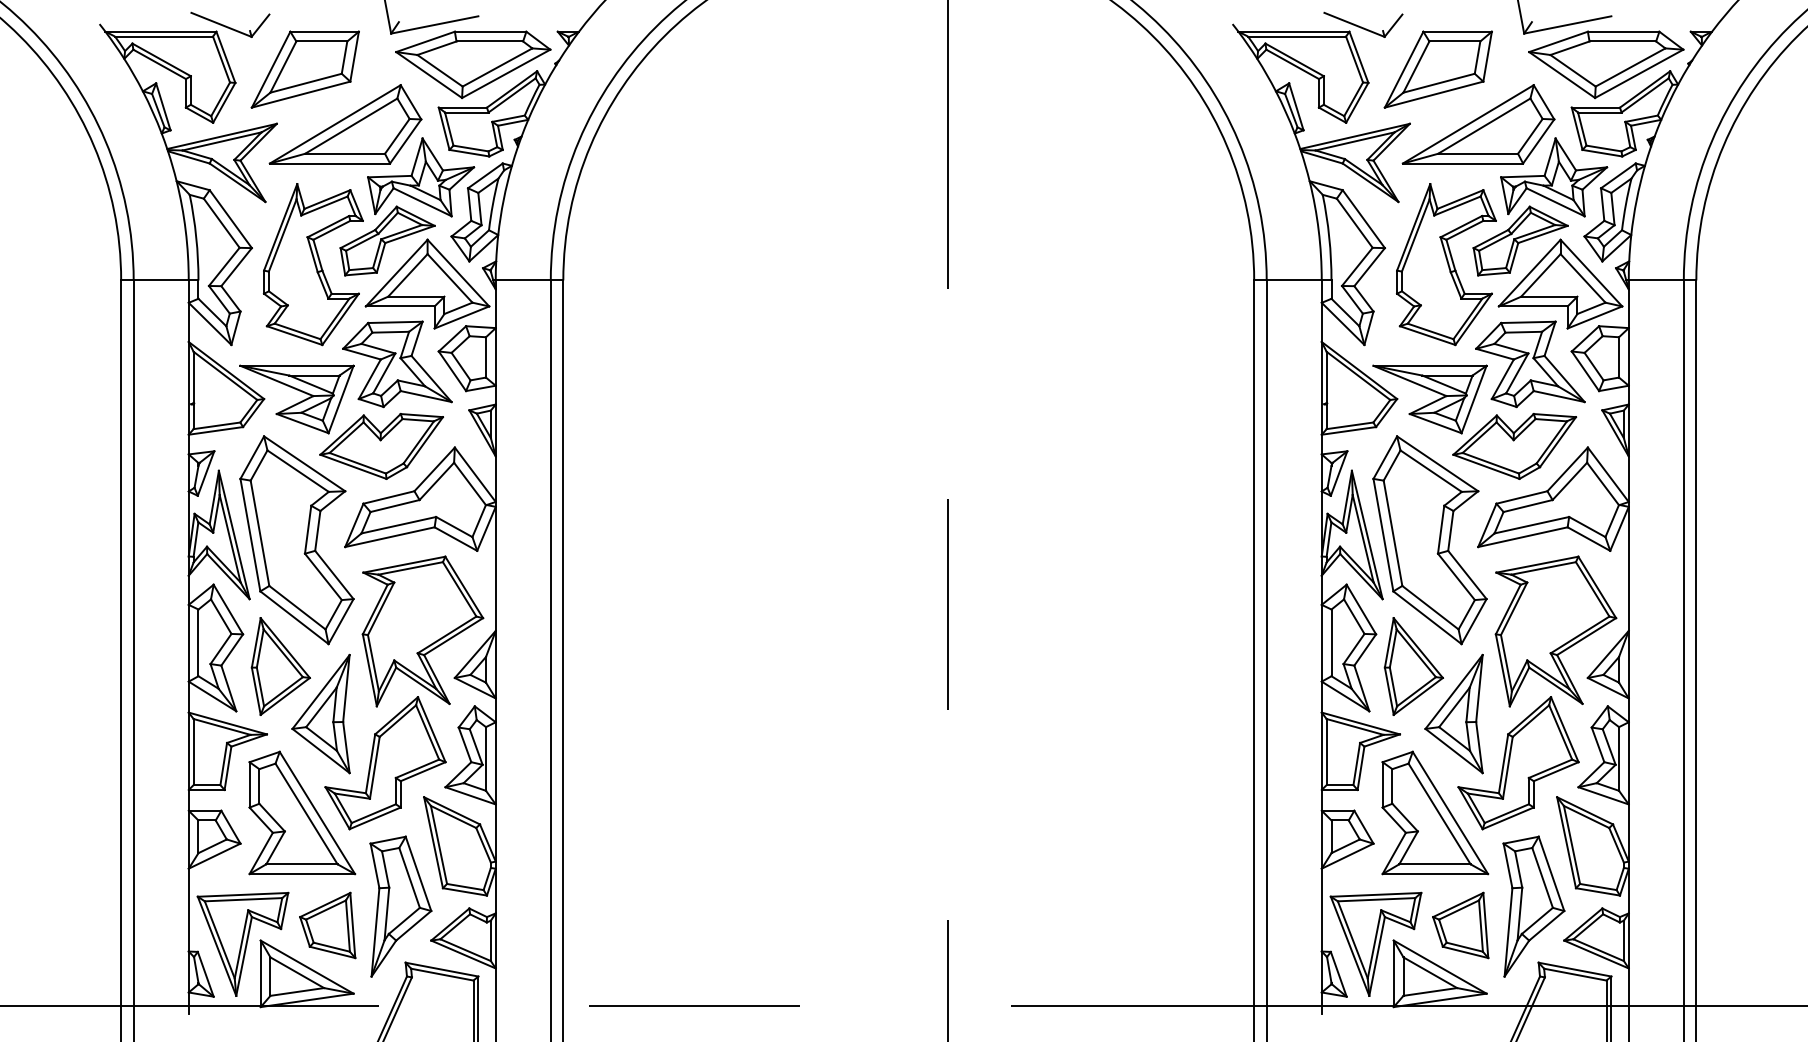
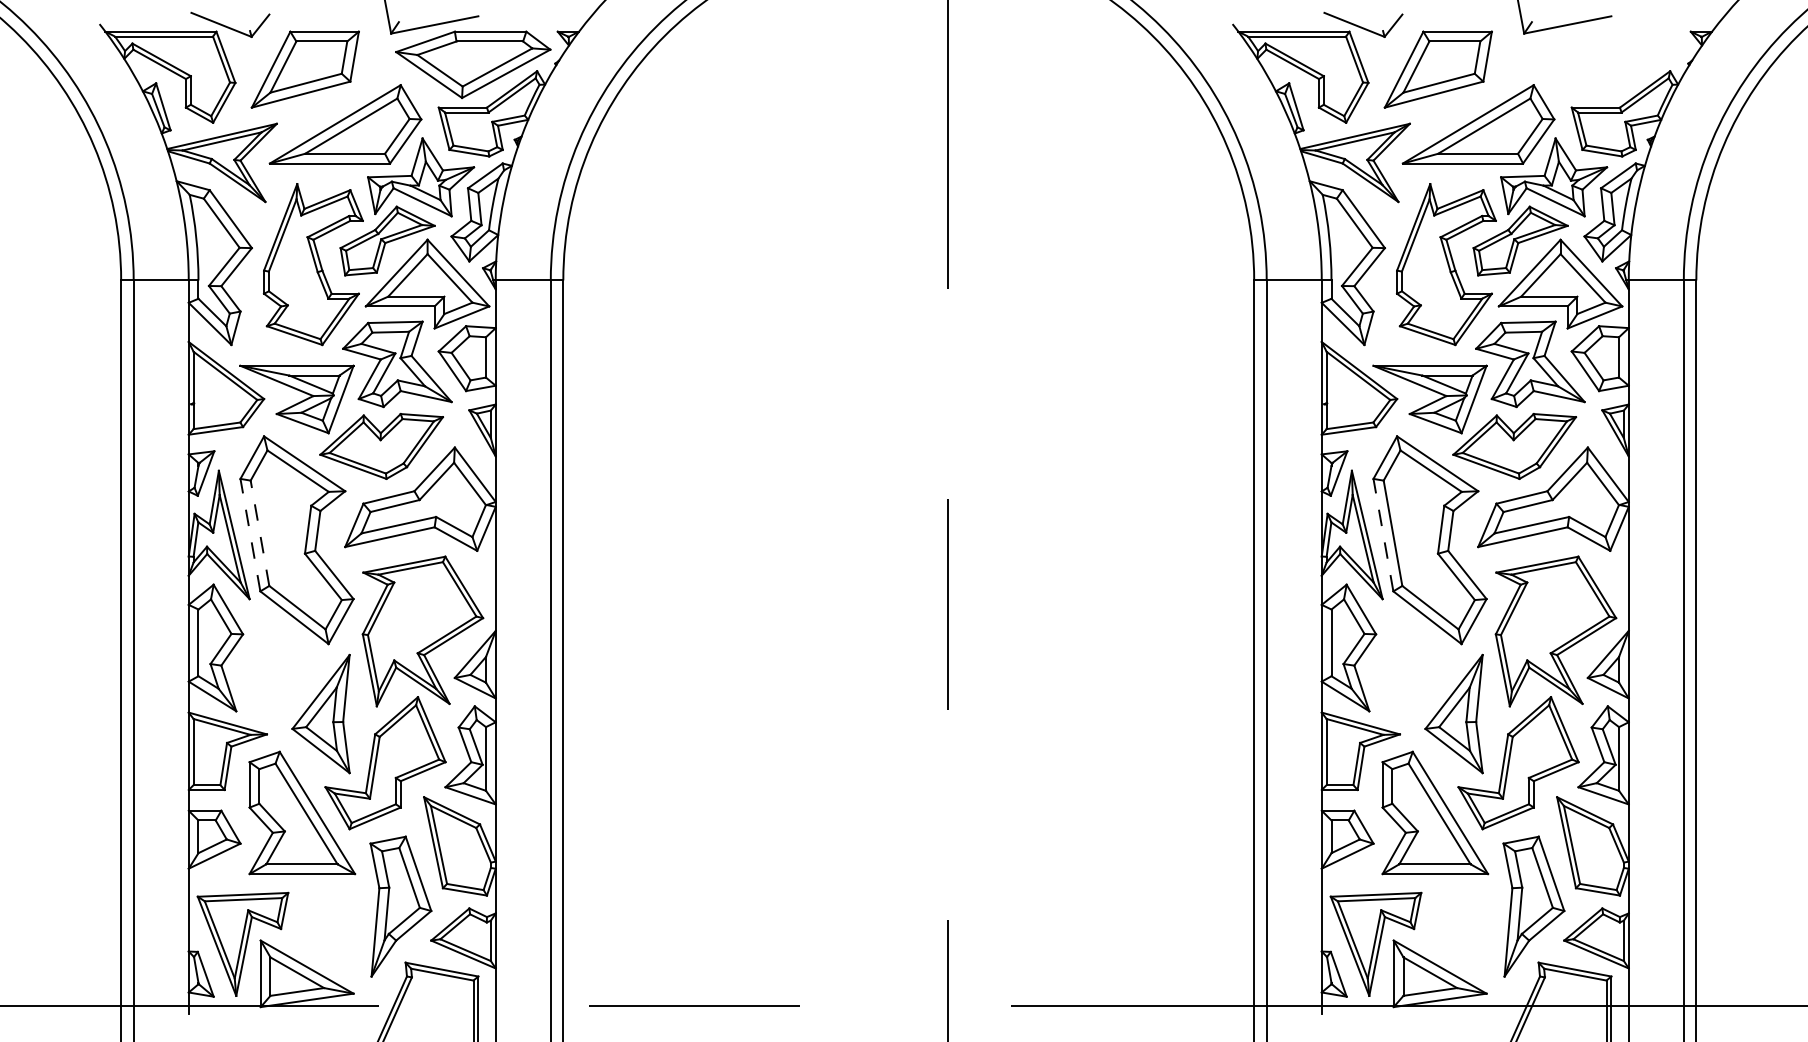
part: present -> none (1606, 64)
line: solid -> dashed (259, 532)
line: solid -> dashed (250, 534)
line: solid -> dashed (1383, 534)
part: present -> none (280, 666)
part: present -> none (1413, 666)
part: present -> none (327, 925)
part: present -> none (1460, 925)
